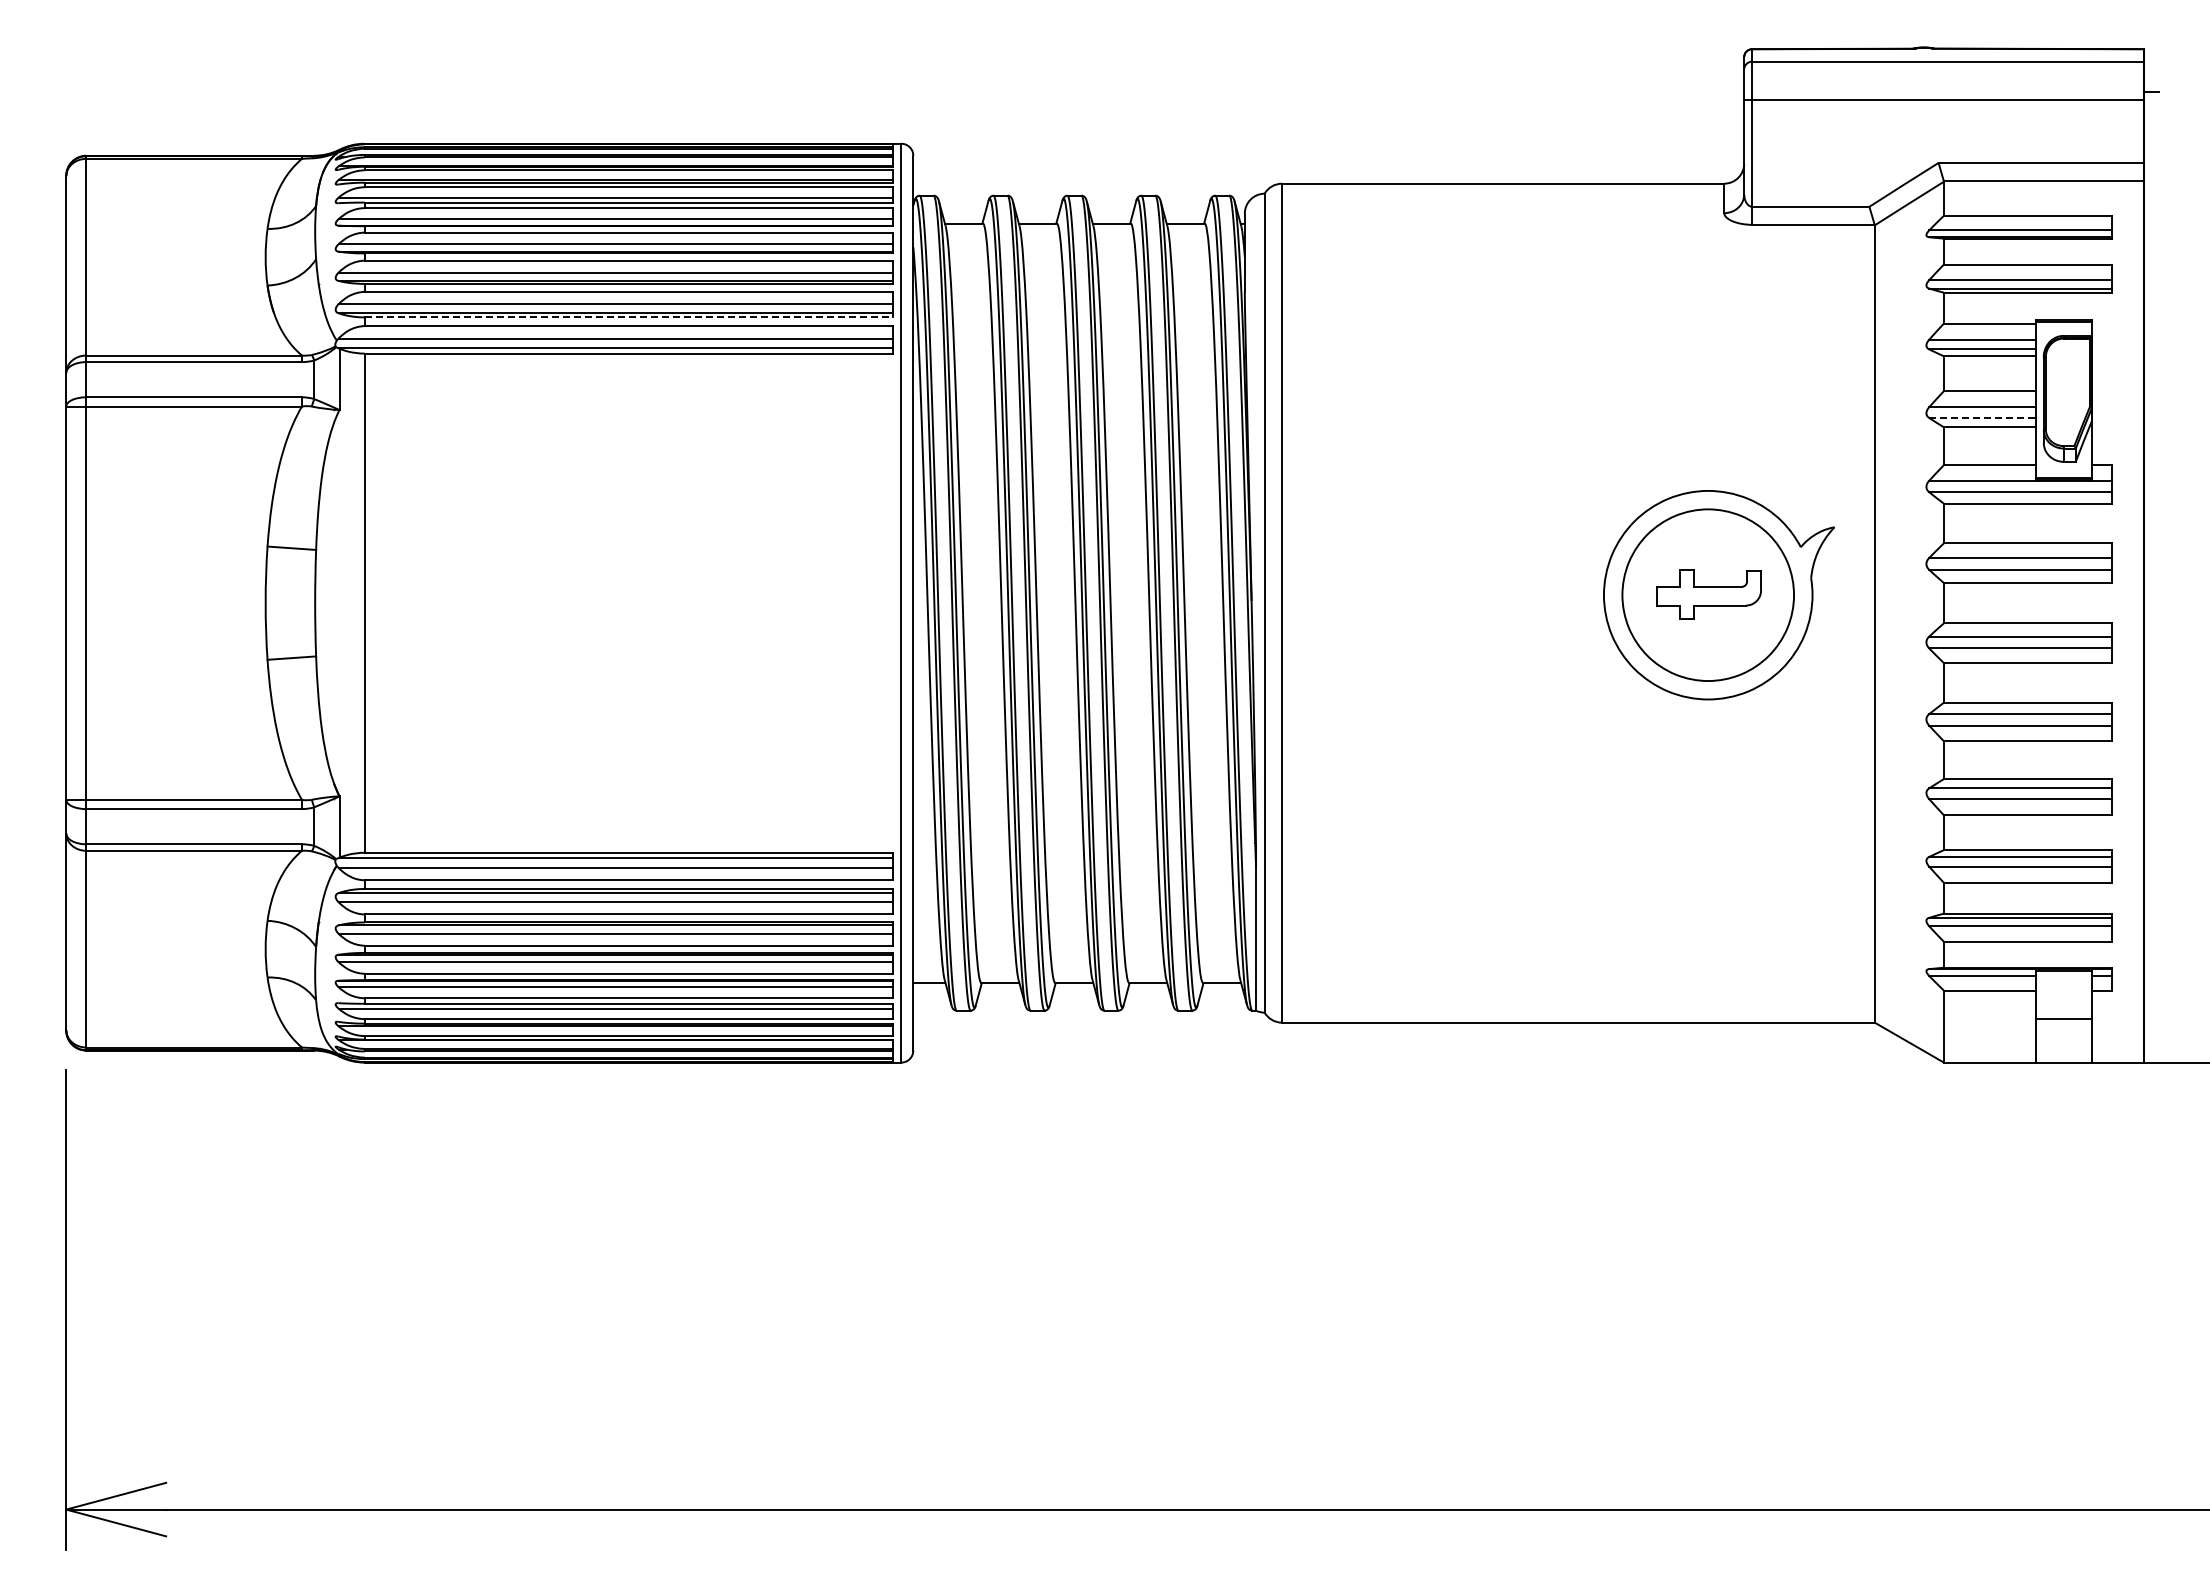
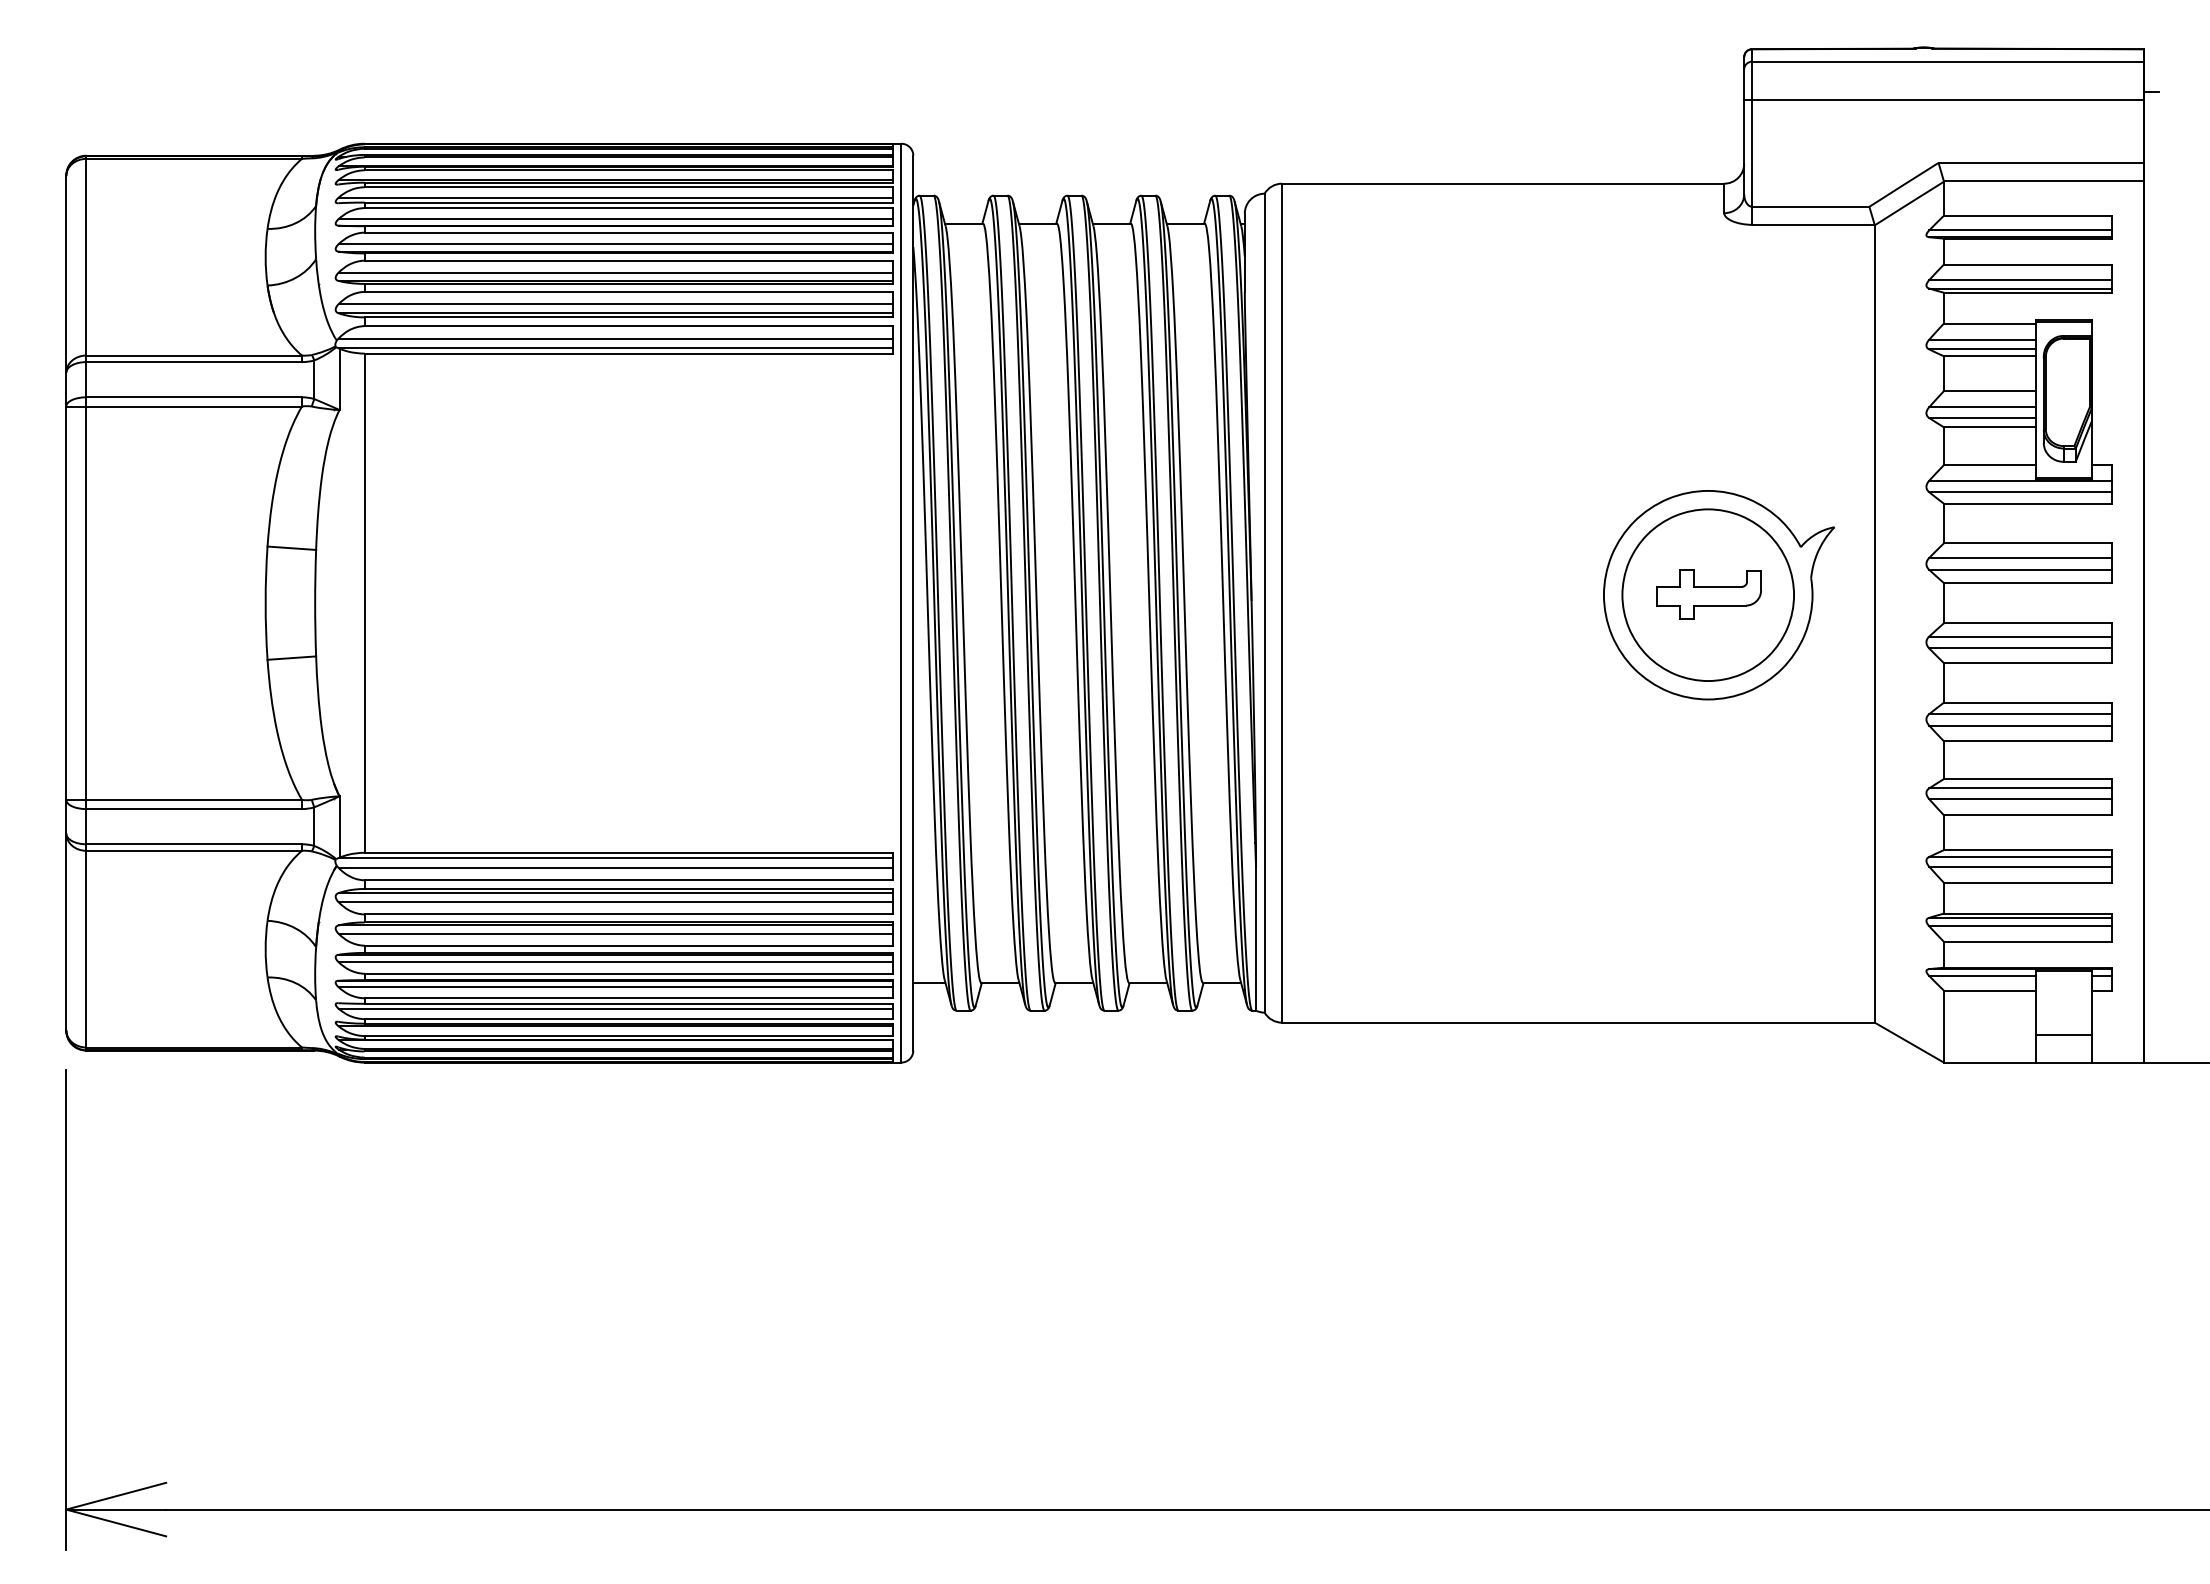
line: dashed -> solid (629, 317)
line: dashed -> solid (1983, 418)
line position: (2063, 1018) -> (2063, 1034) (2063, 1034)
